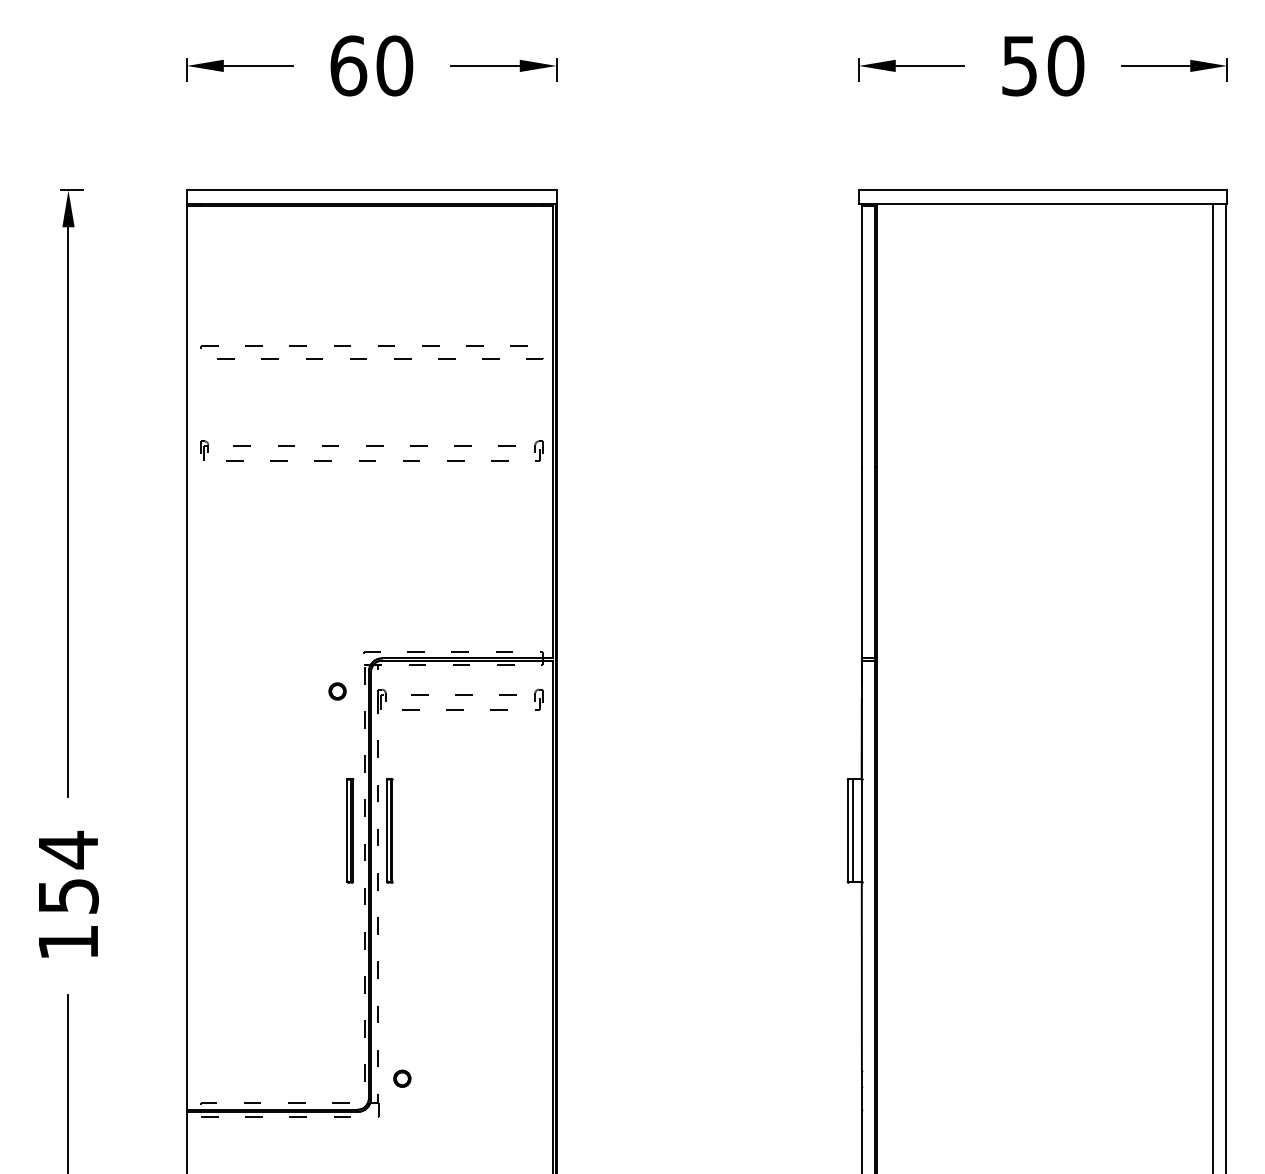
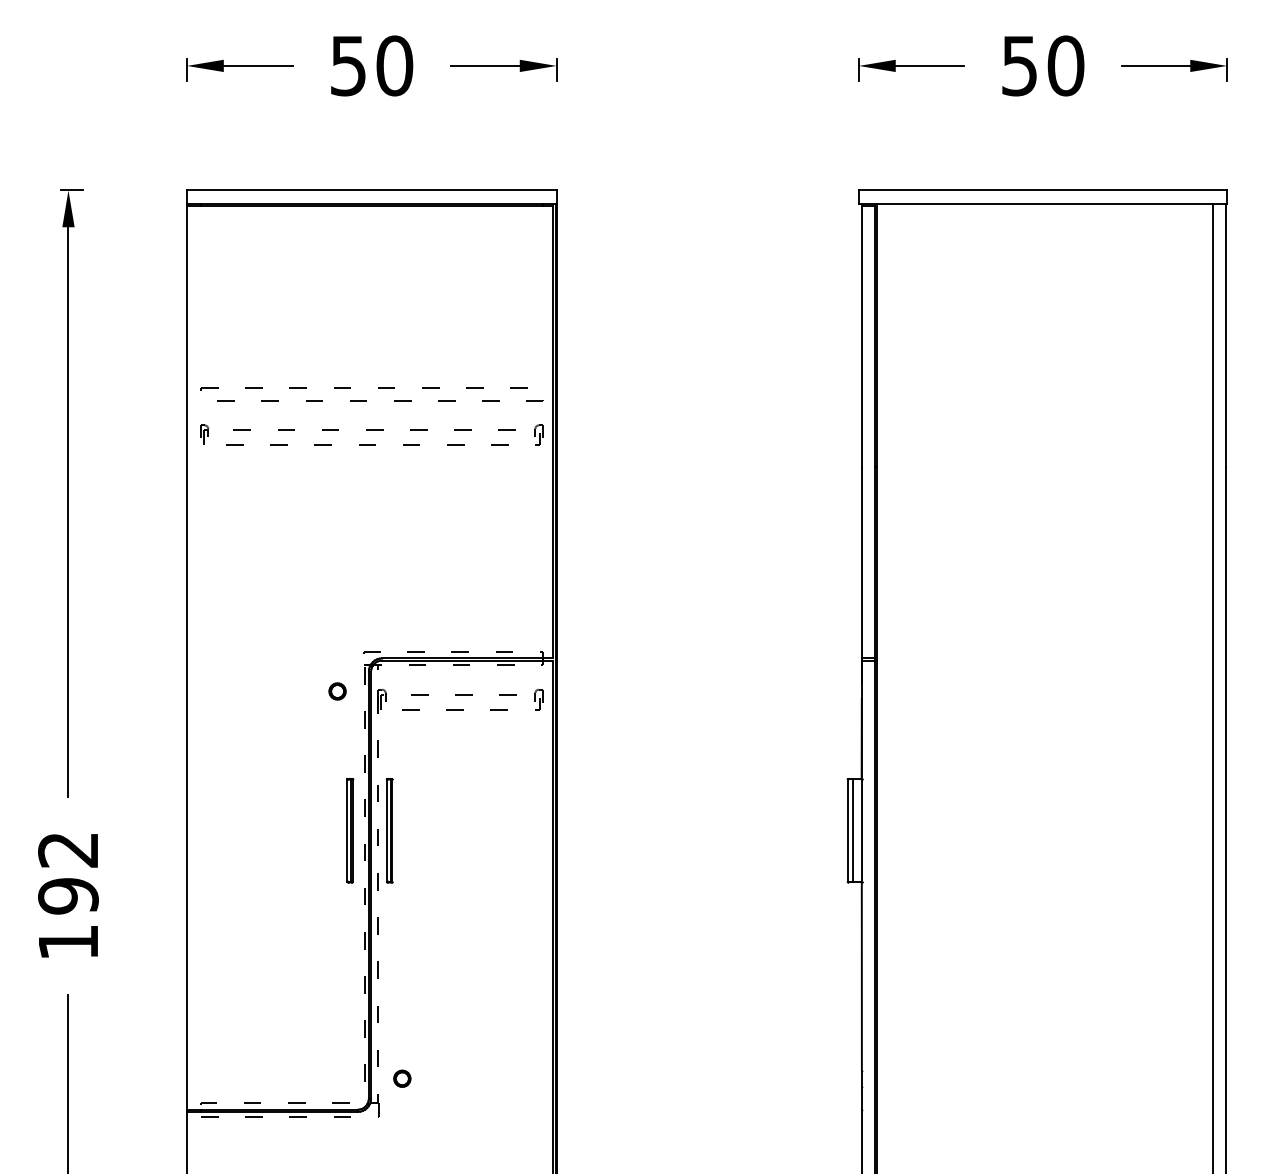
text: 60 -> 50 (348, 65)
part position: (366, 358) -> (366, 400) (366, 400)
part position: (371, 450) -> (371, 434) (371, 434)
text: 154 -> 192 (68, 872)
